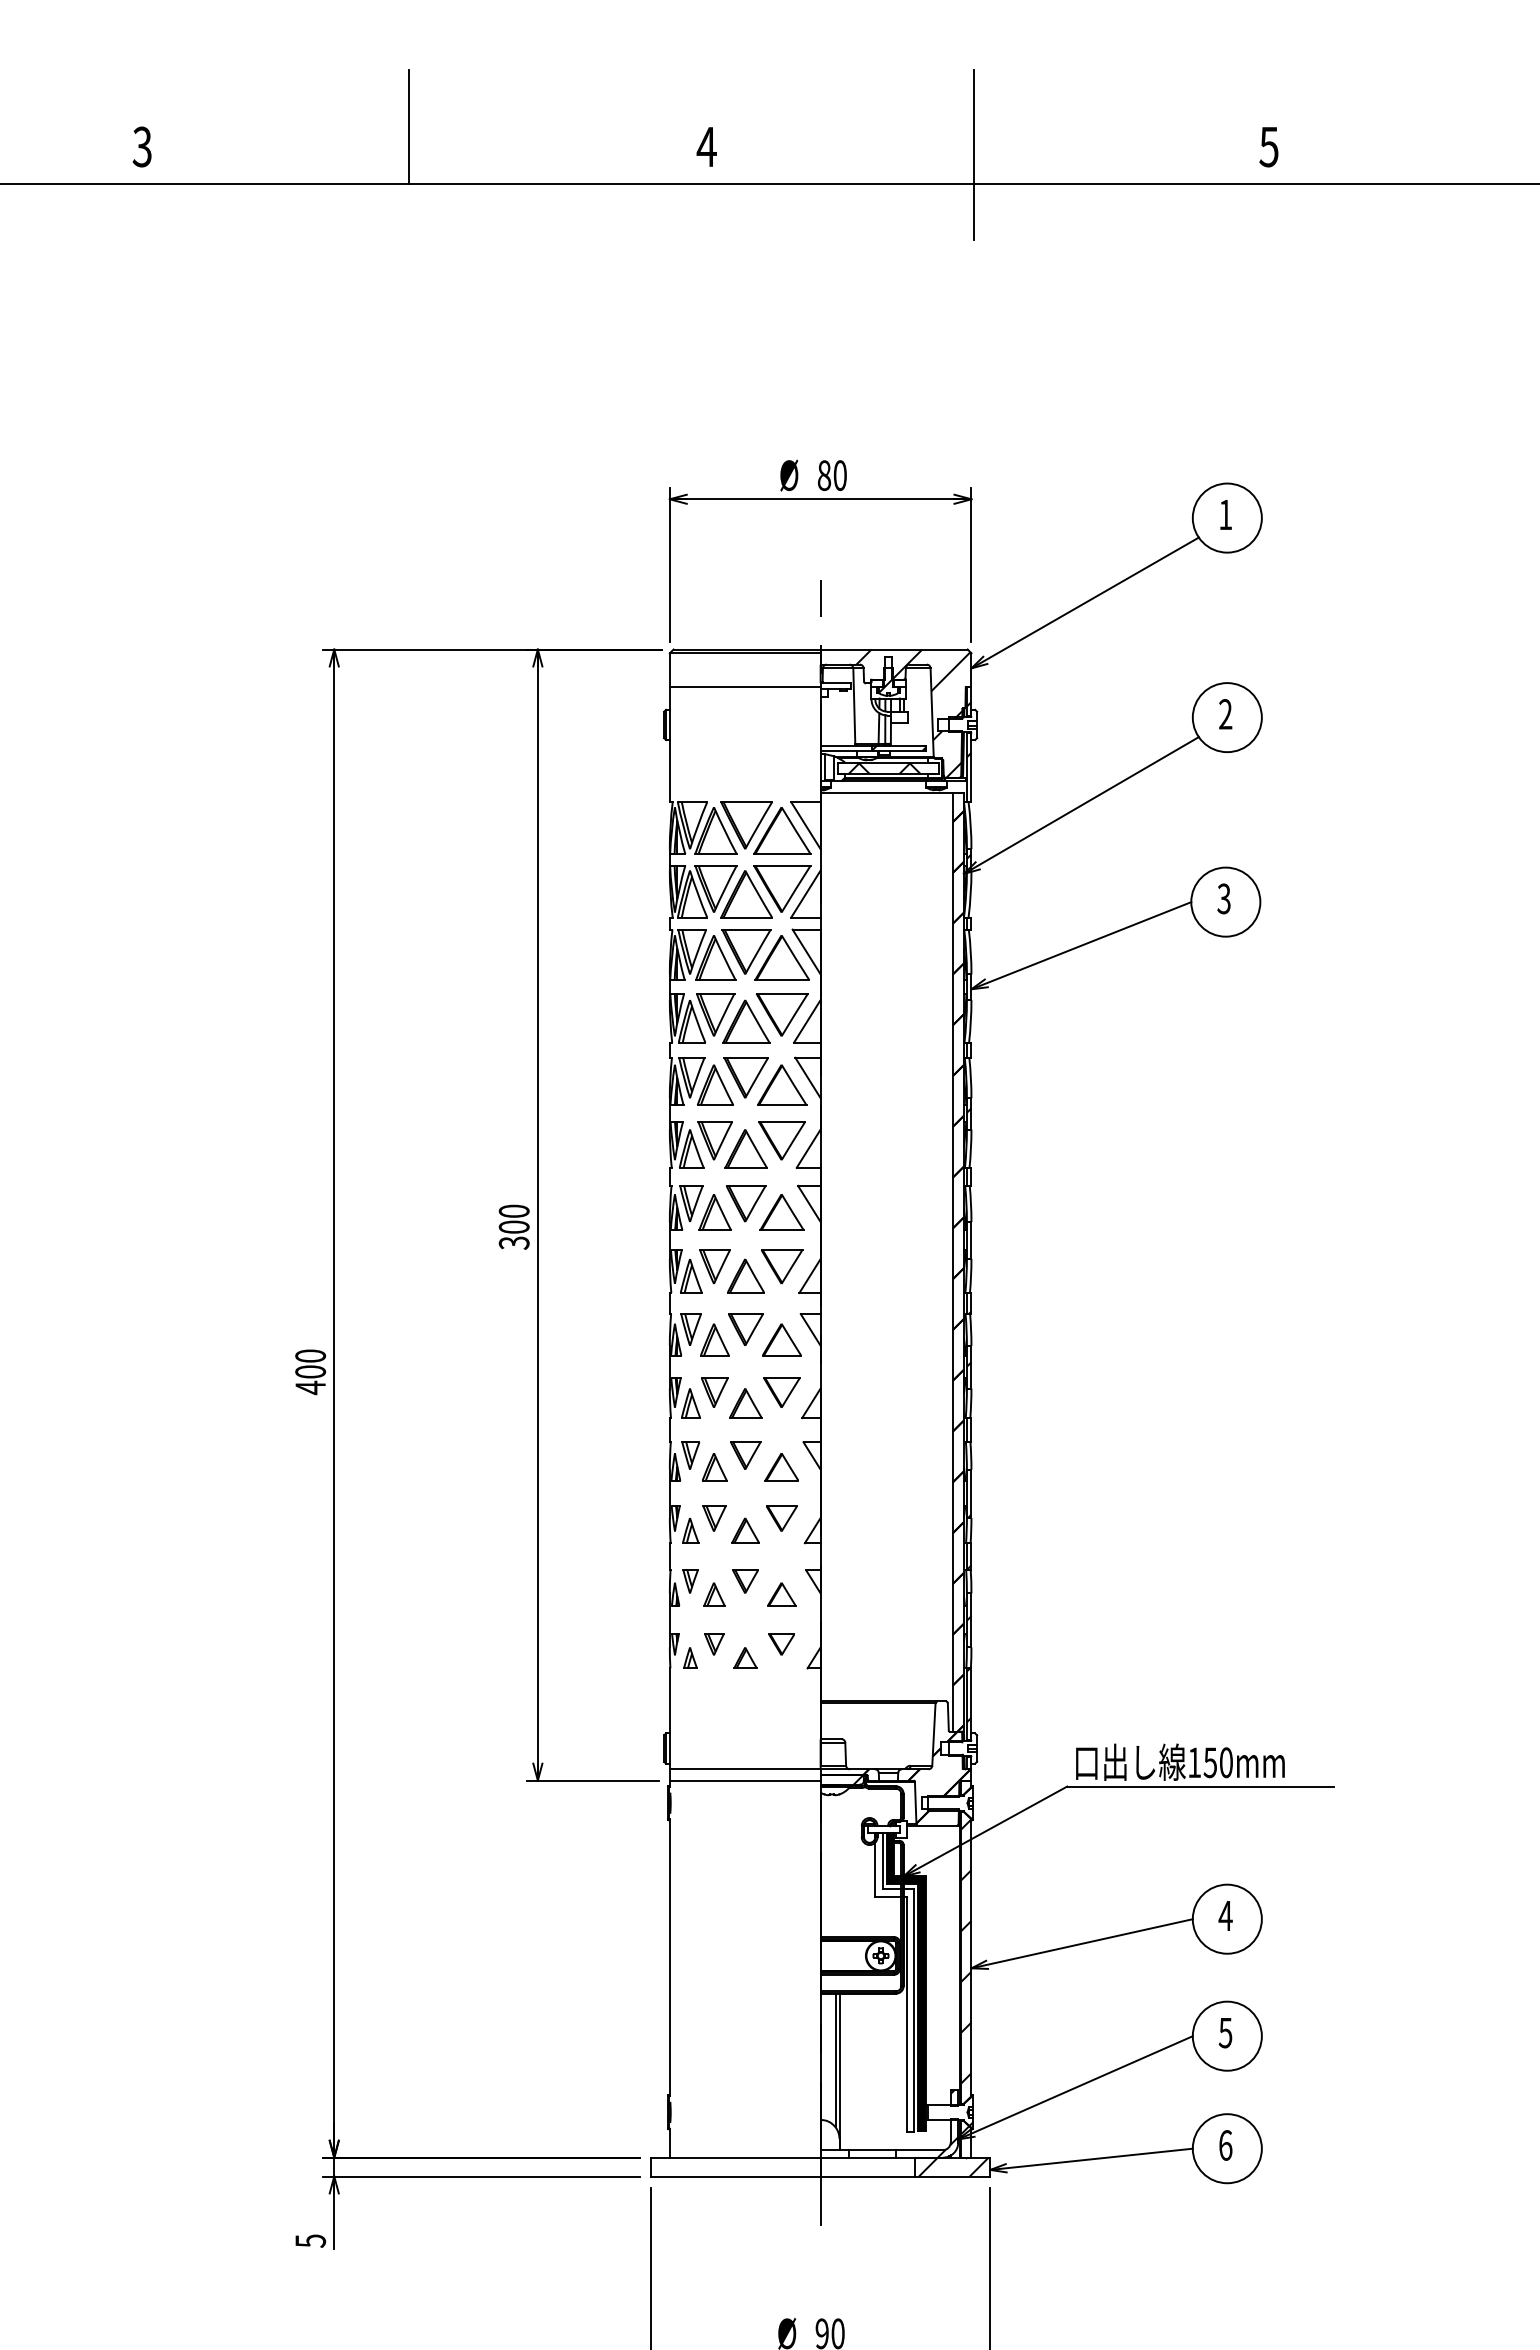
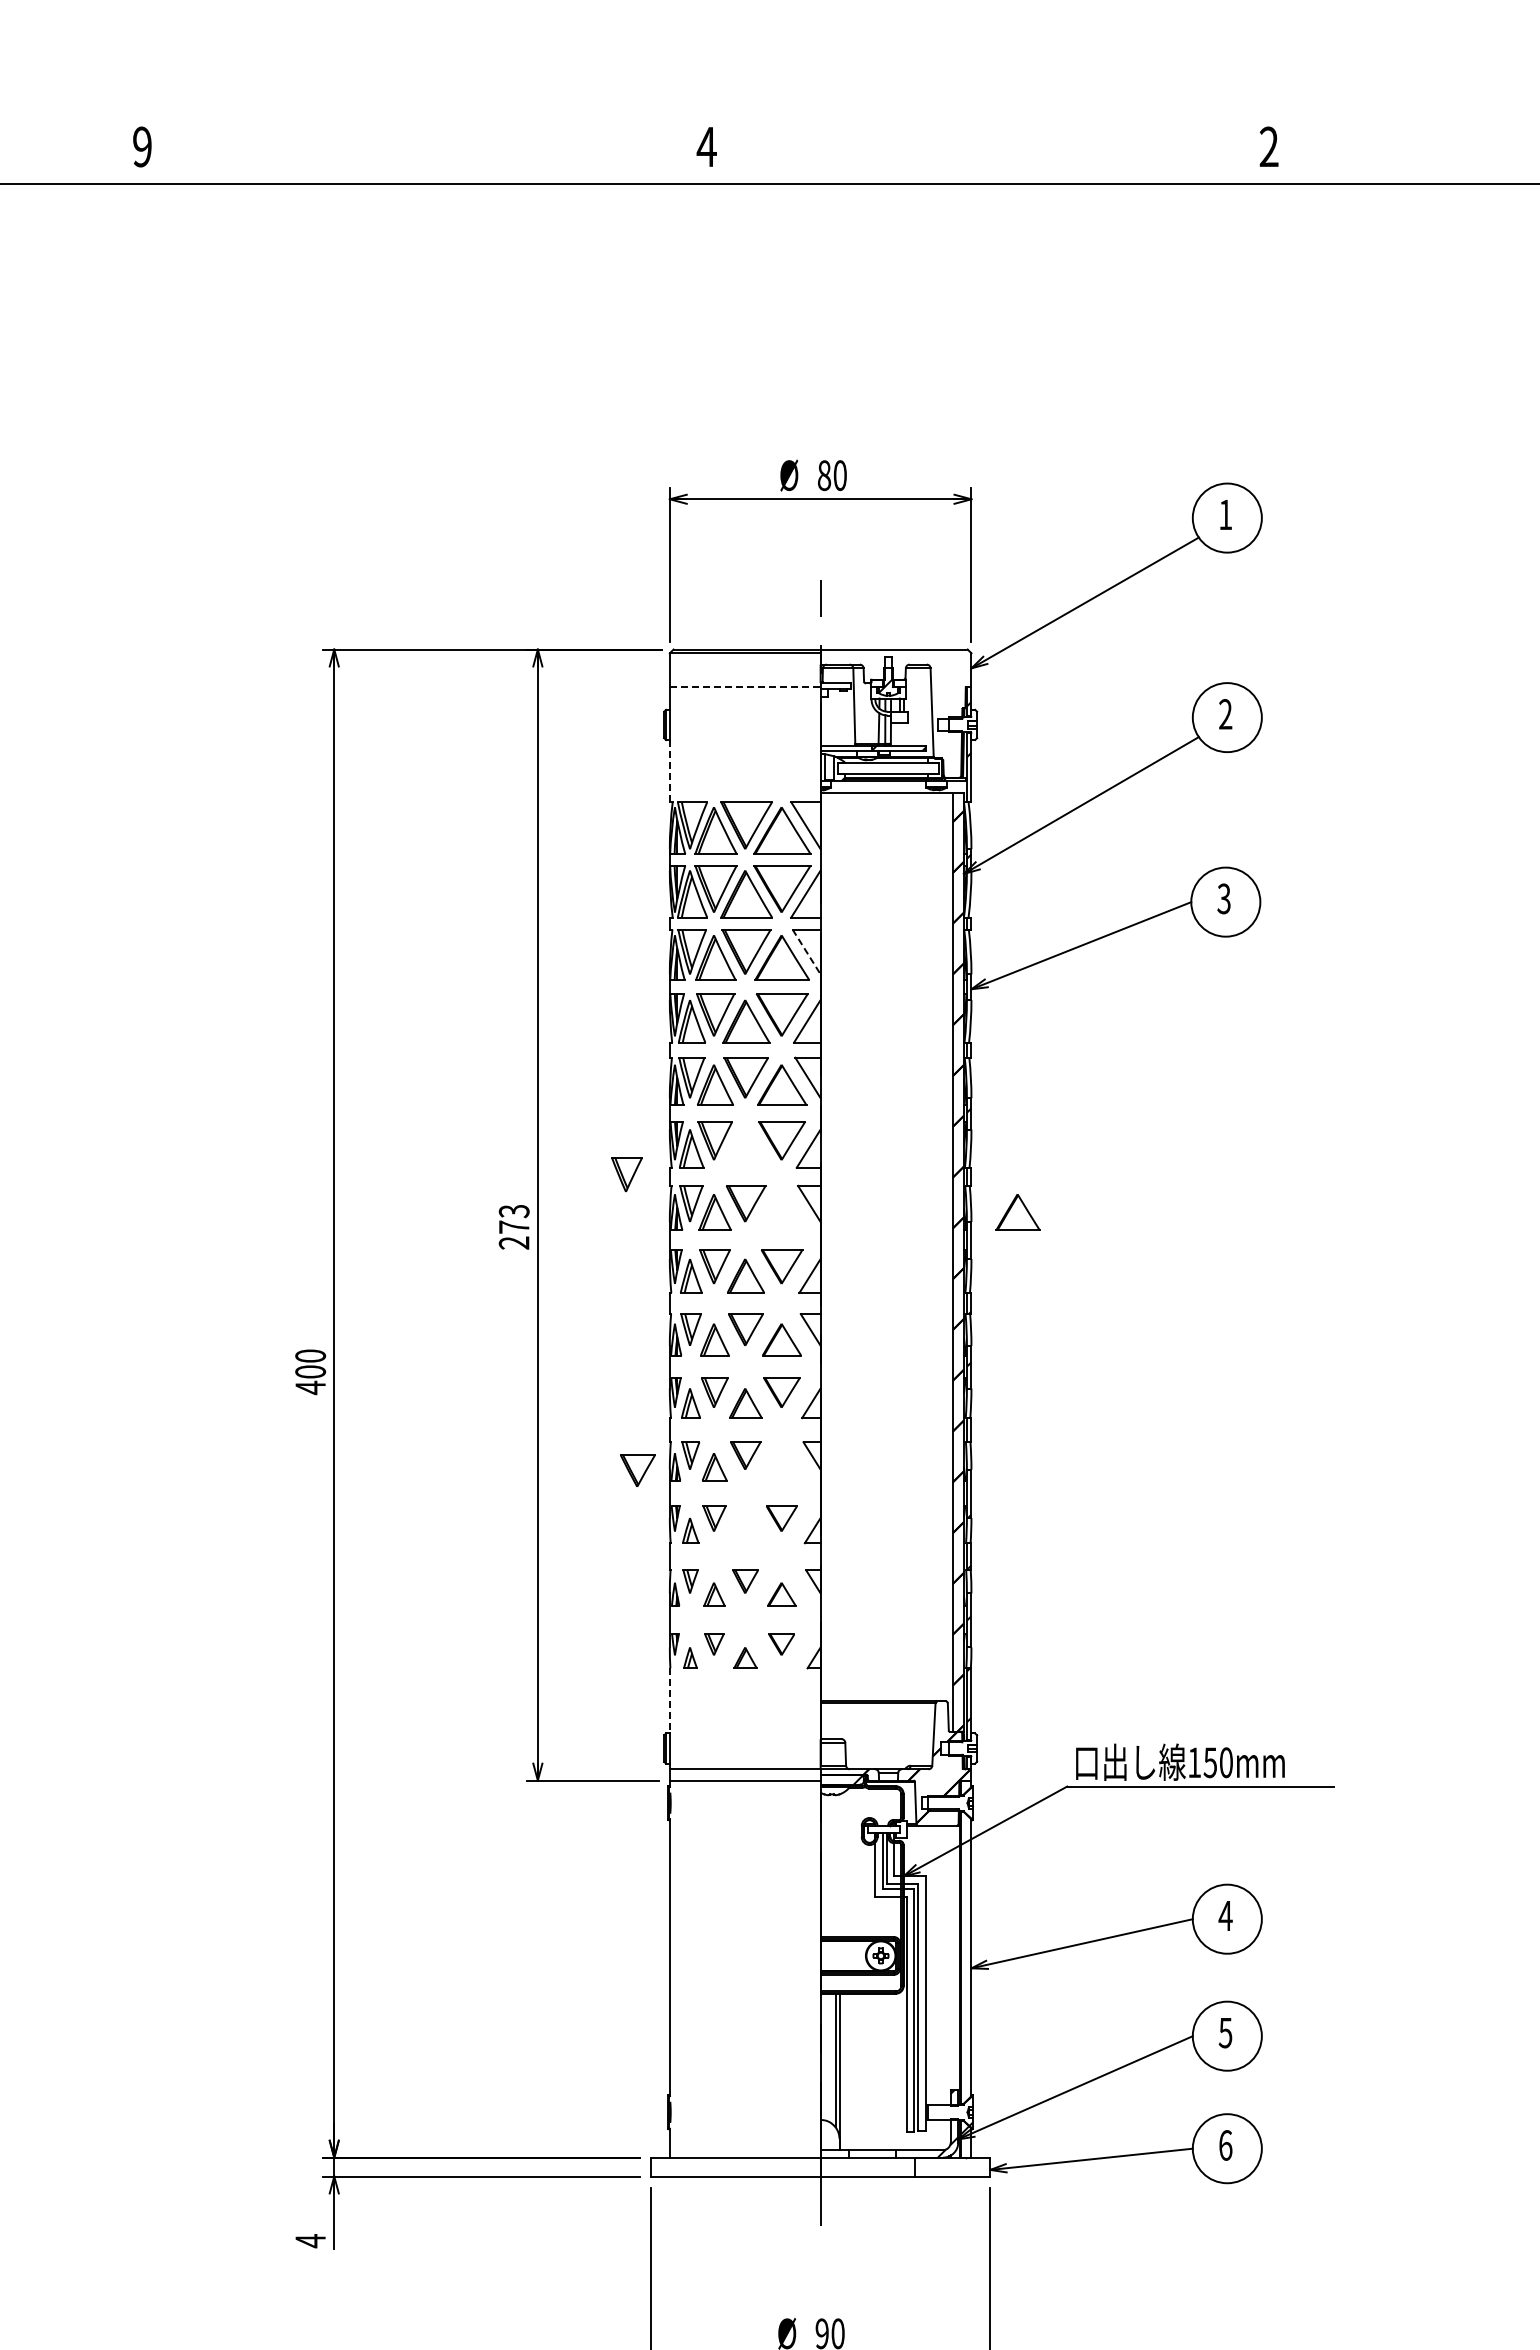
line: present -> none (408, 126)
text: 3 -> 9 (141, 146)
text: 5 -> 2 (1268, 146)
line: present -> none (974, 155)
line: solid -> dashed (745, 687)
hatch: present -> none (895, 713)
hatch: present -> none (884, 767)
line: solid -> dashed (669, 771)
line: solid -> dashed (806, 952)
part: present -> none (745, 1148)
part: none -> present (626, 1174)
part position: (781, 1212) -> (1017, 1212) (1017, 1212)
text: 300 -> 273 (513, 1226)
part: present -> none (781, 1467)
part: none -> present (637, 1470)
part: present -> none (745, 1530)
line: solid -> dashed (669, 1700)
hatch: present -> none (966, 1951)
fill: present -> none (905, 1982)
hatch: present -> none (953, 2166)
text: 5 -> 4 (310, 2241)
